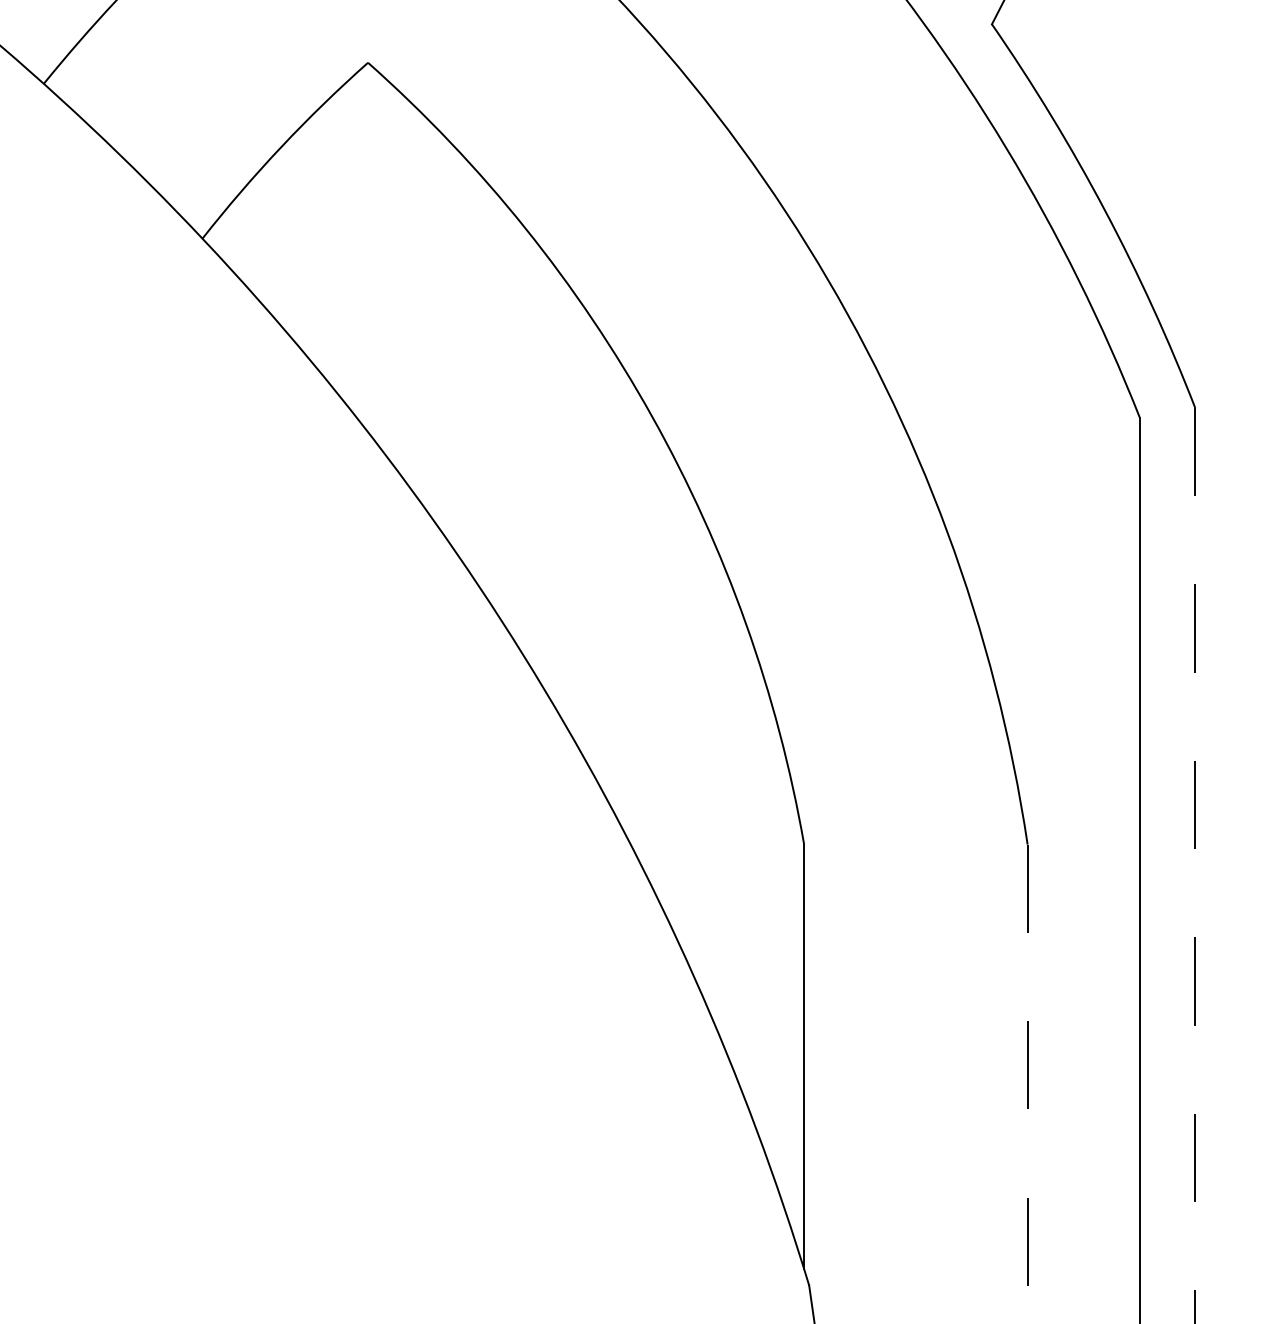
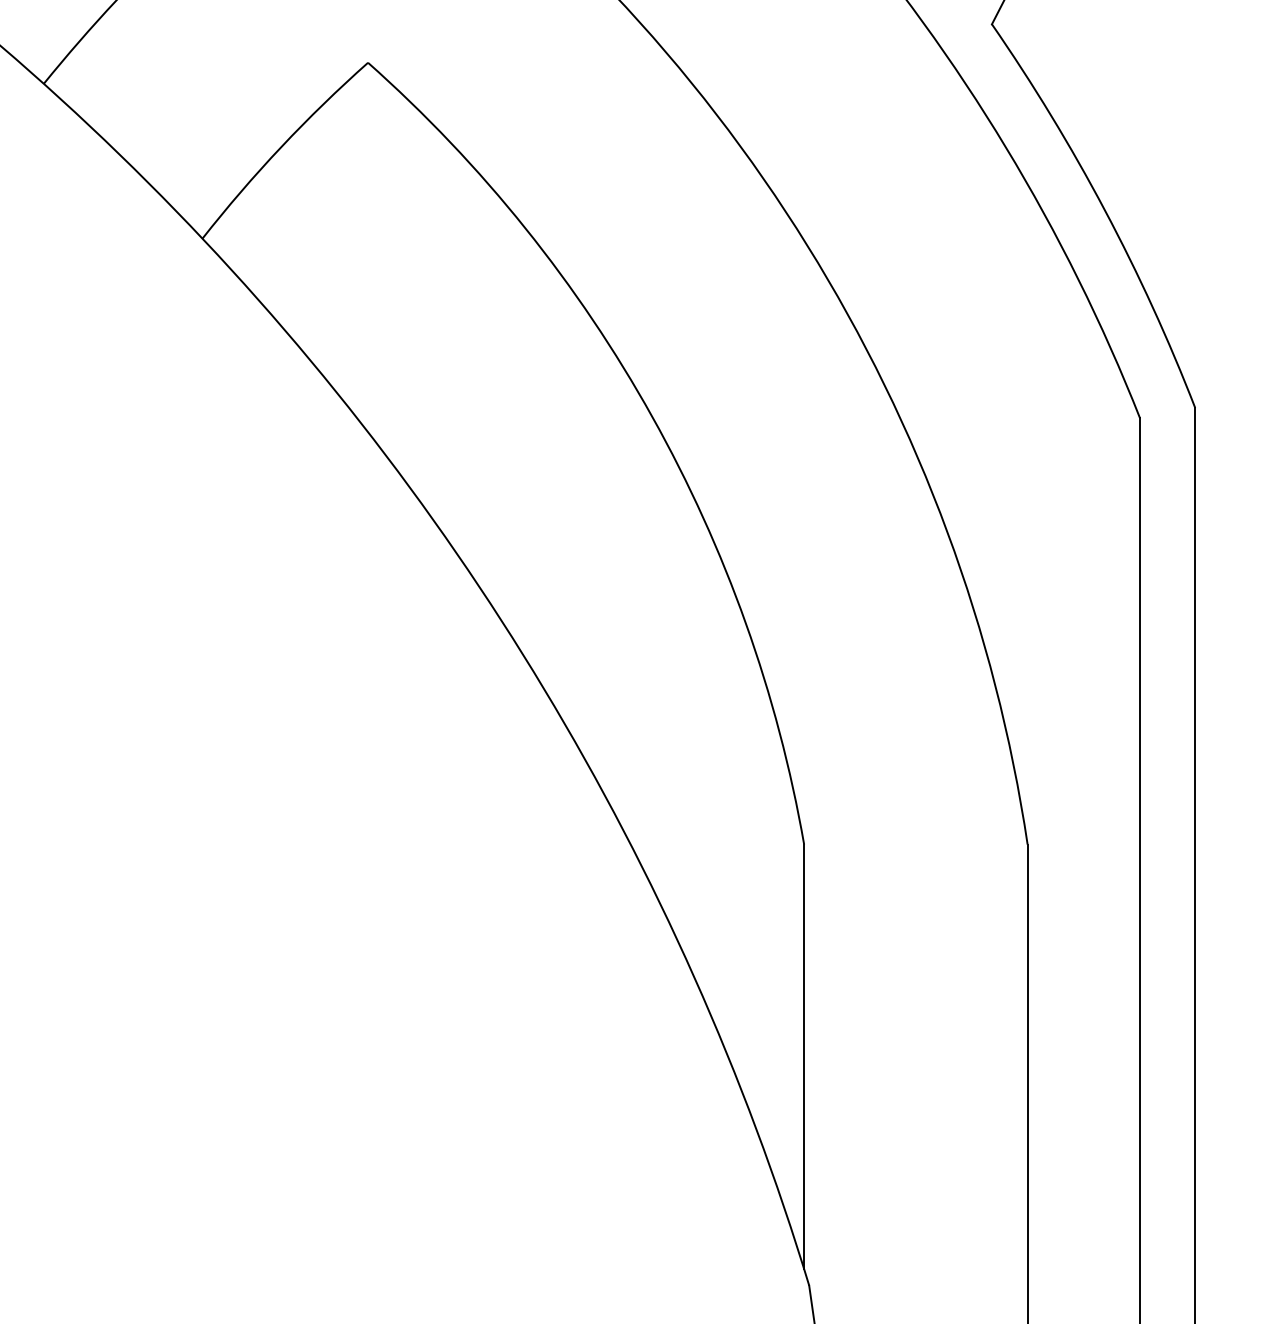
line: dashed -> solid (1195, 865)
line: dashed -> solid (1027, 1084)
